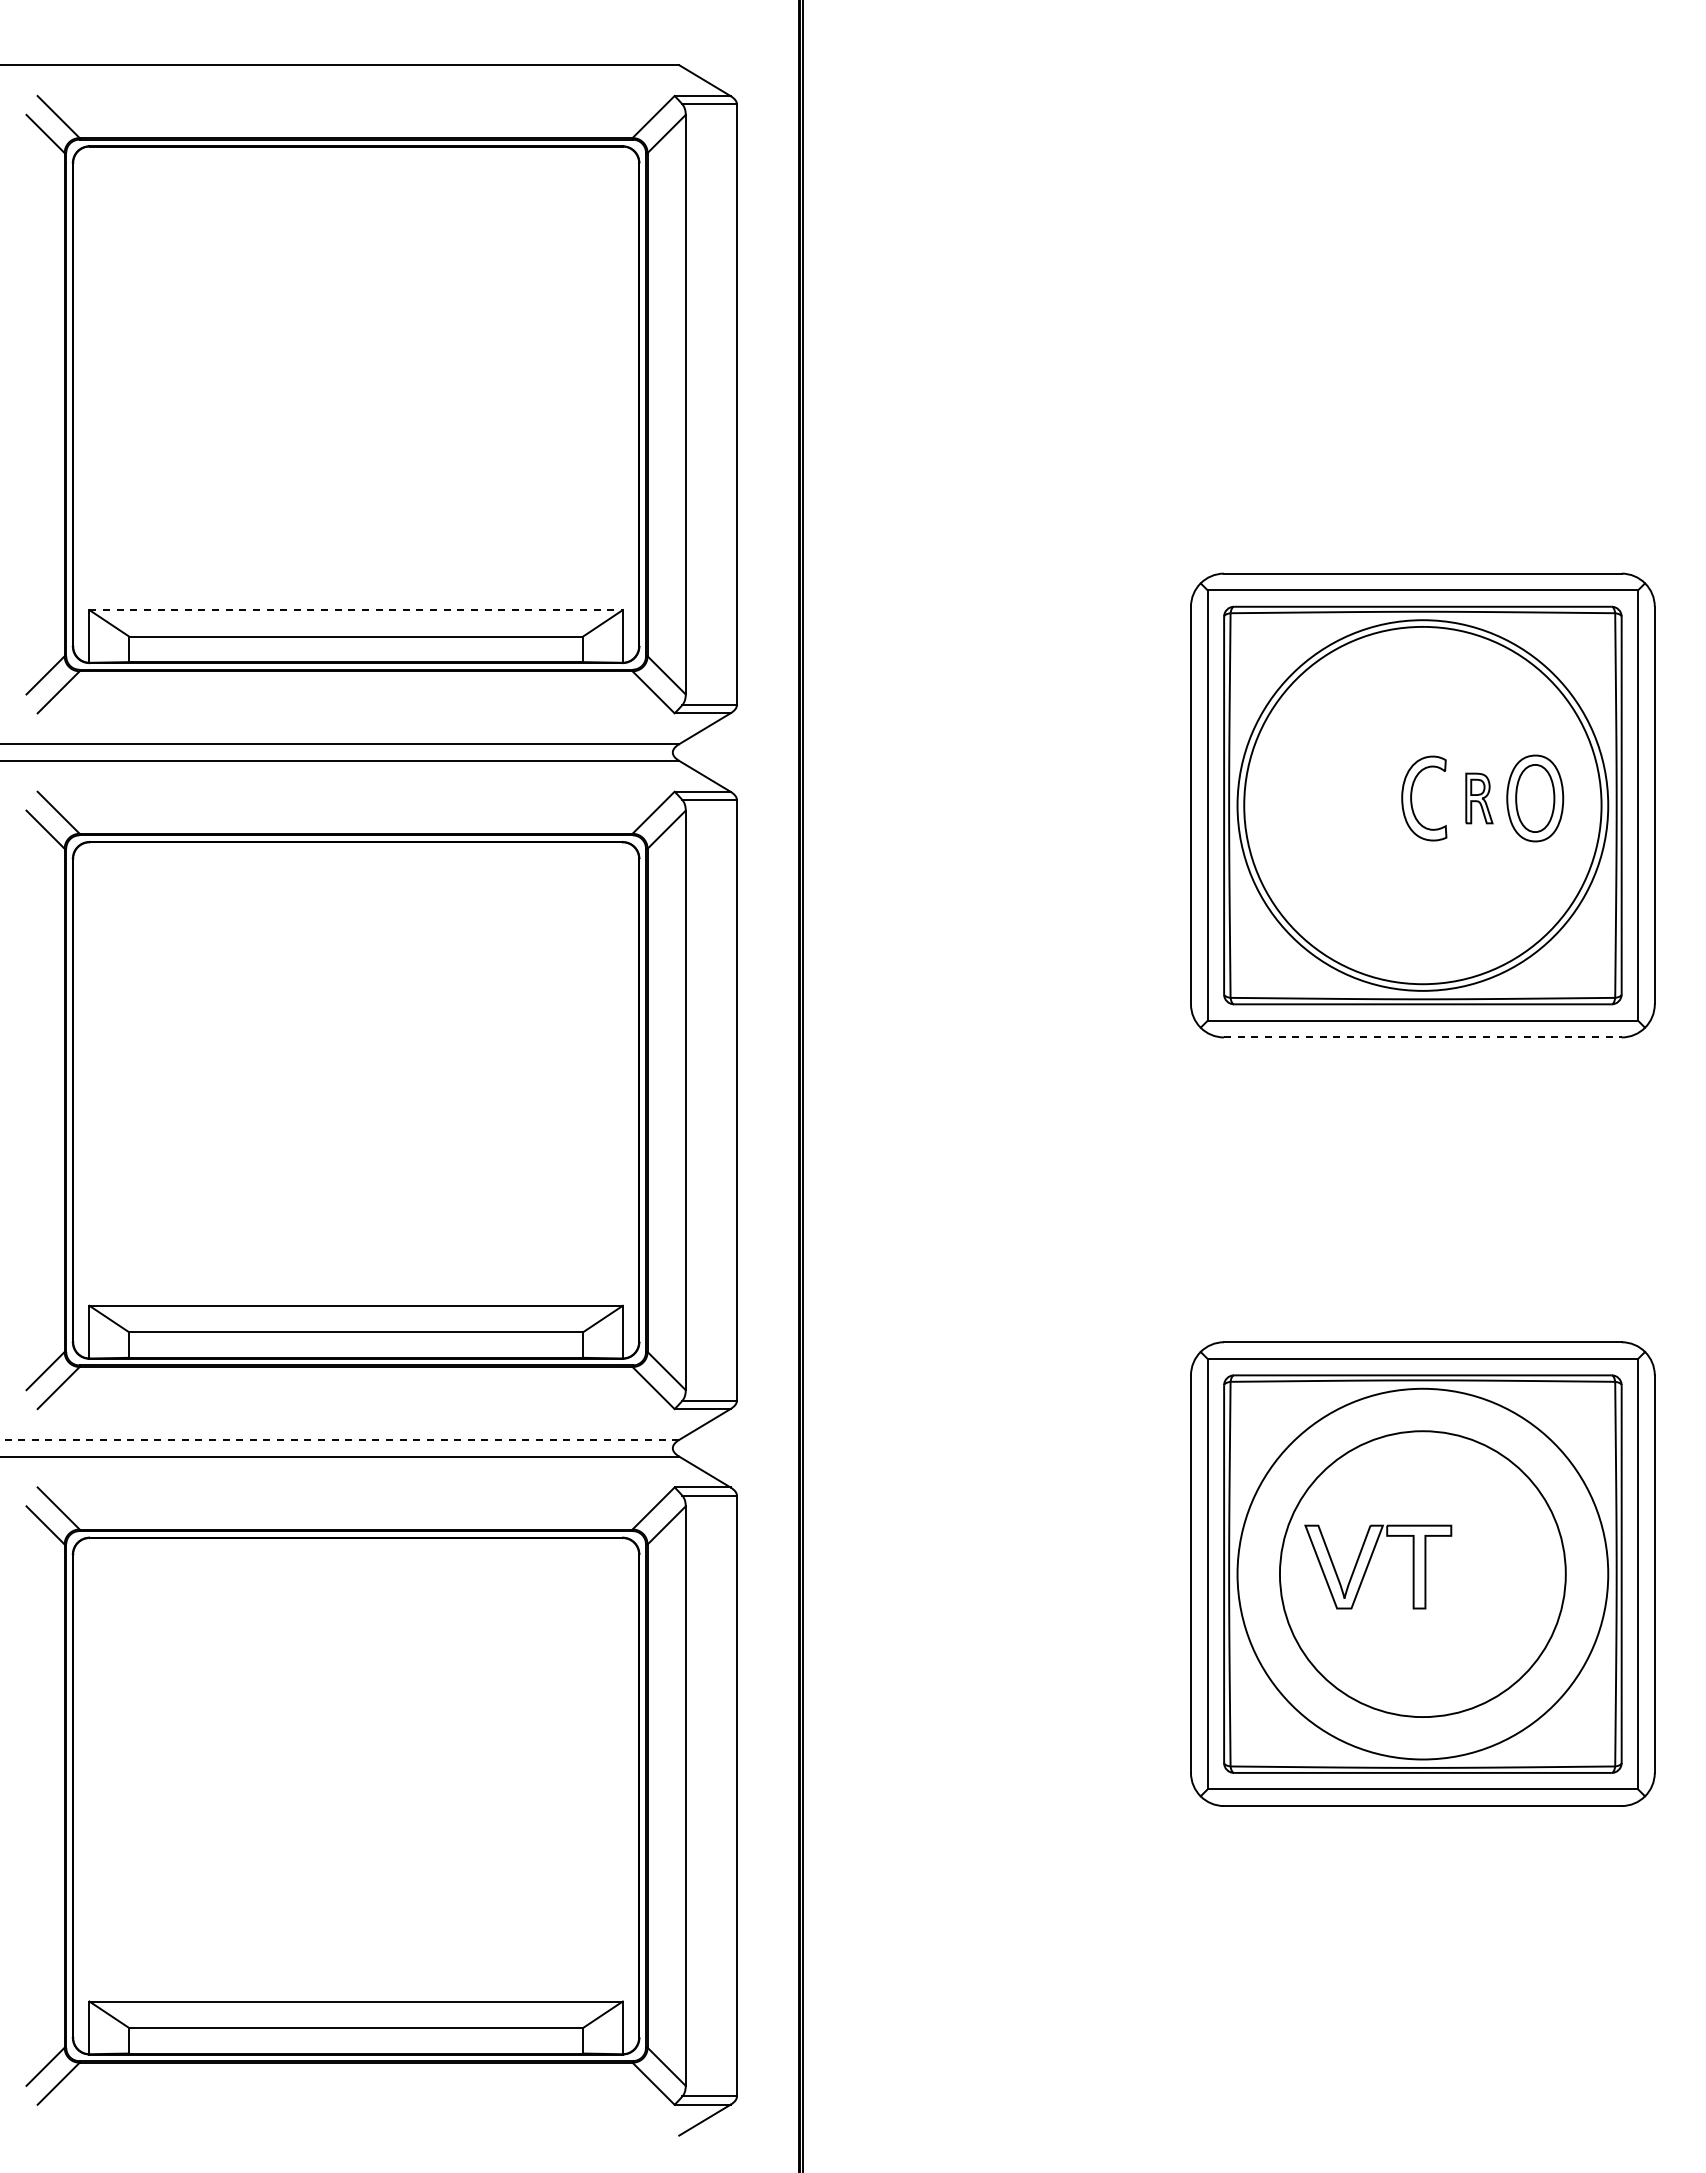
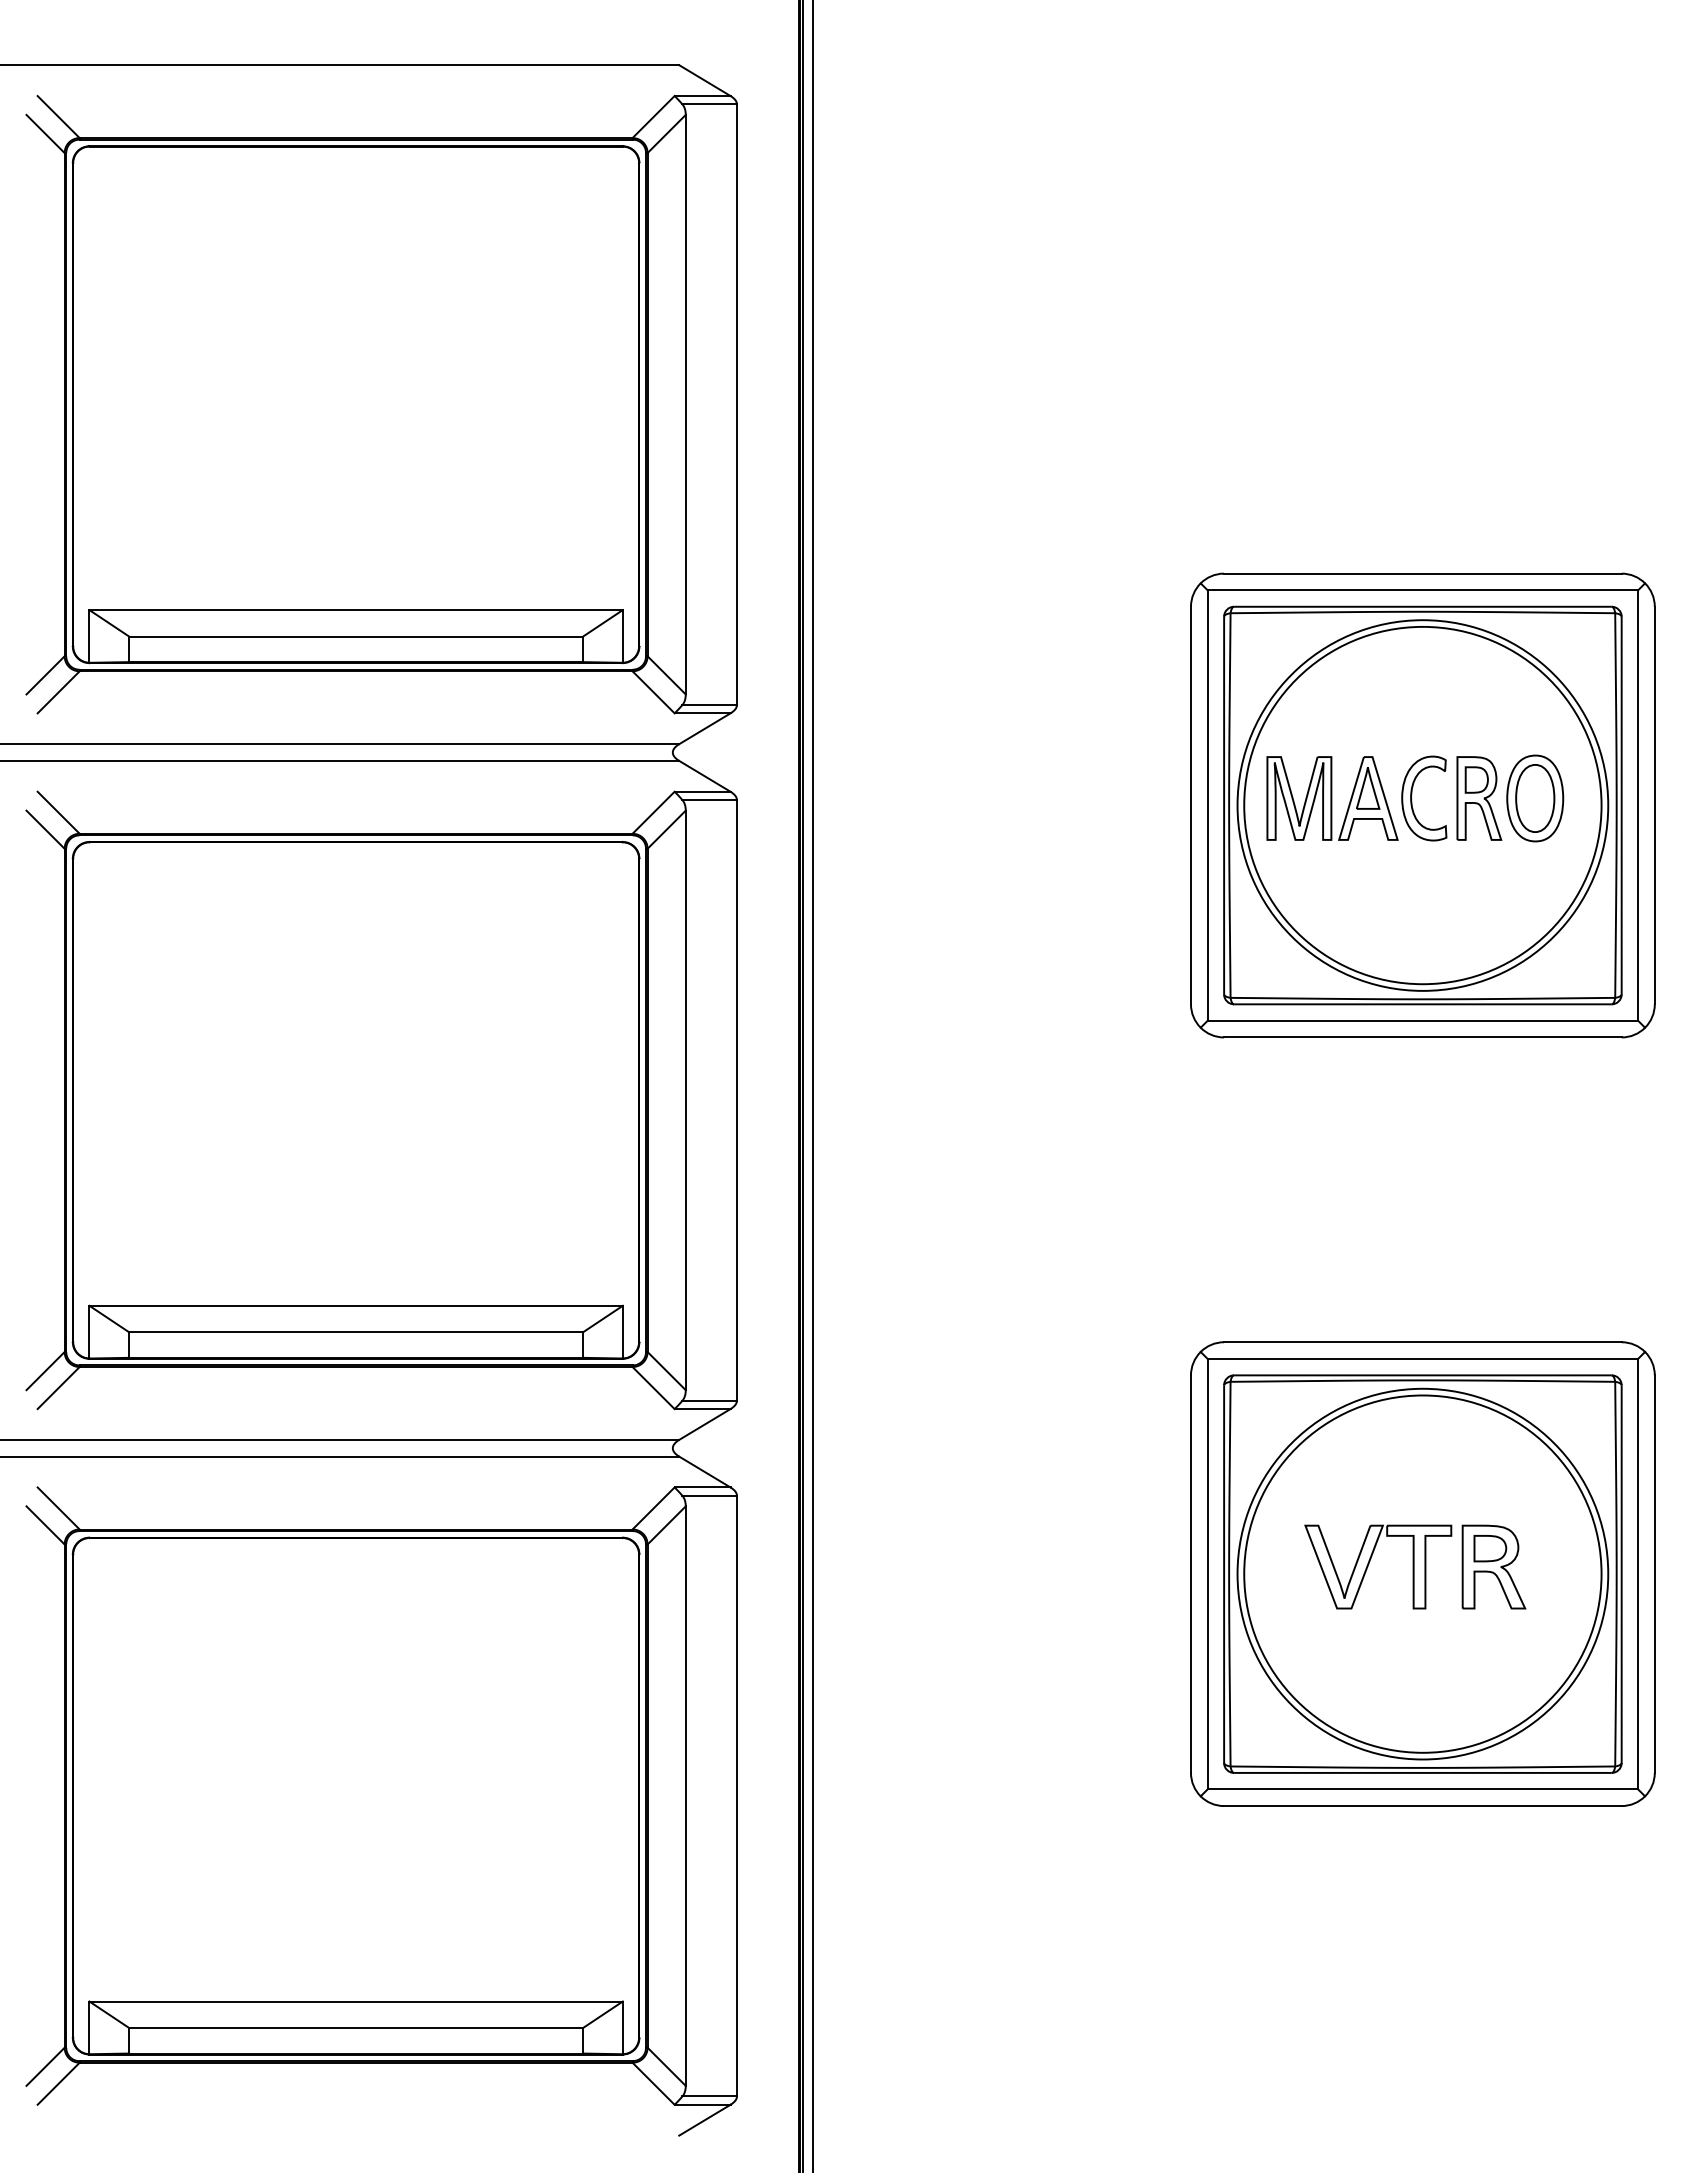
line: dashed -> solid (356, 610)
part: none -> present (1332, 798)
part size: 29x53 px -> 47x85 px (1479, 798)
line: dashed -> solid (1422, 1037)
line: none -> present (813, 1085)
line: dashed -> solid (339, 1439)
part: none -> present (1493, 1566)
circle diameter: 286 px -> 357 px (1422, 1573)
